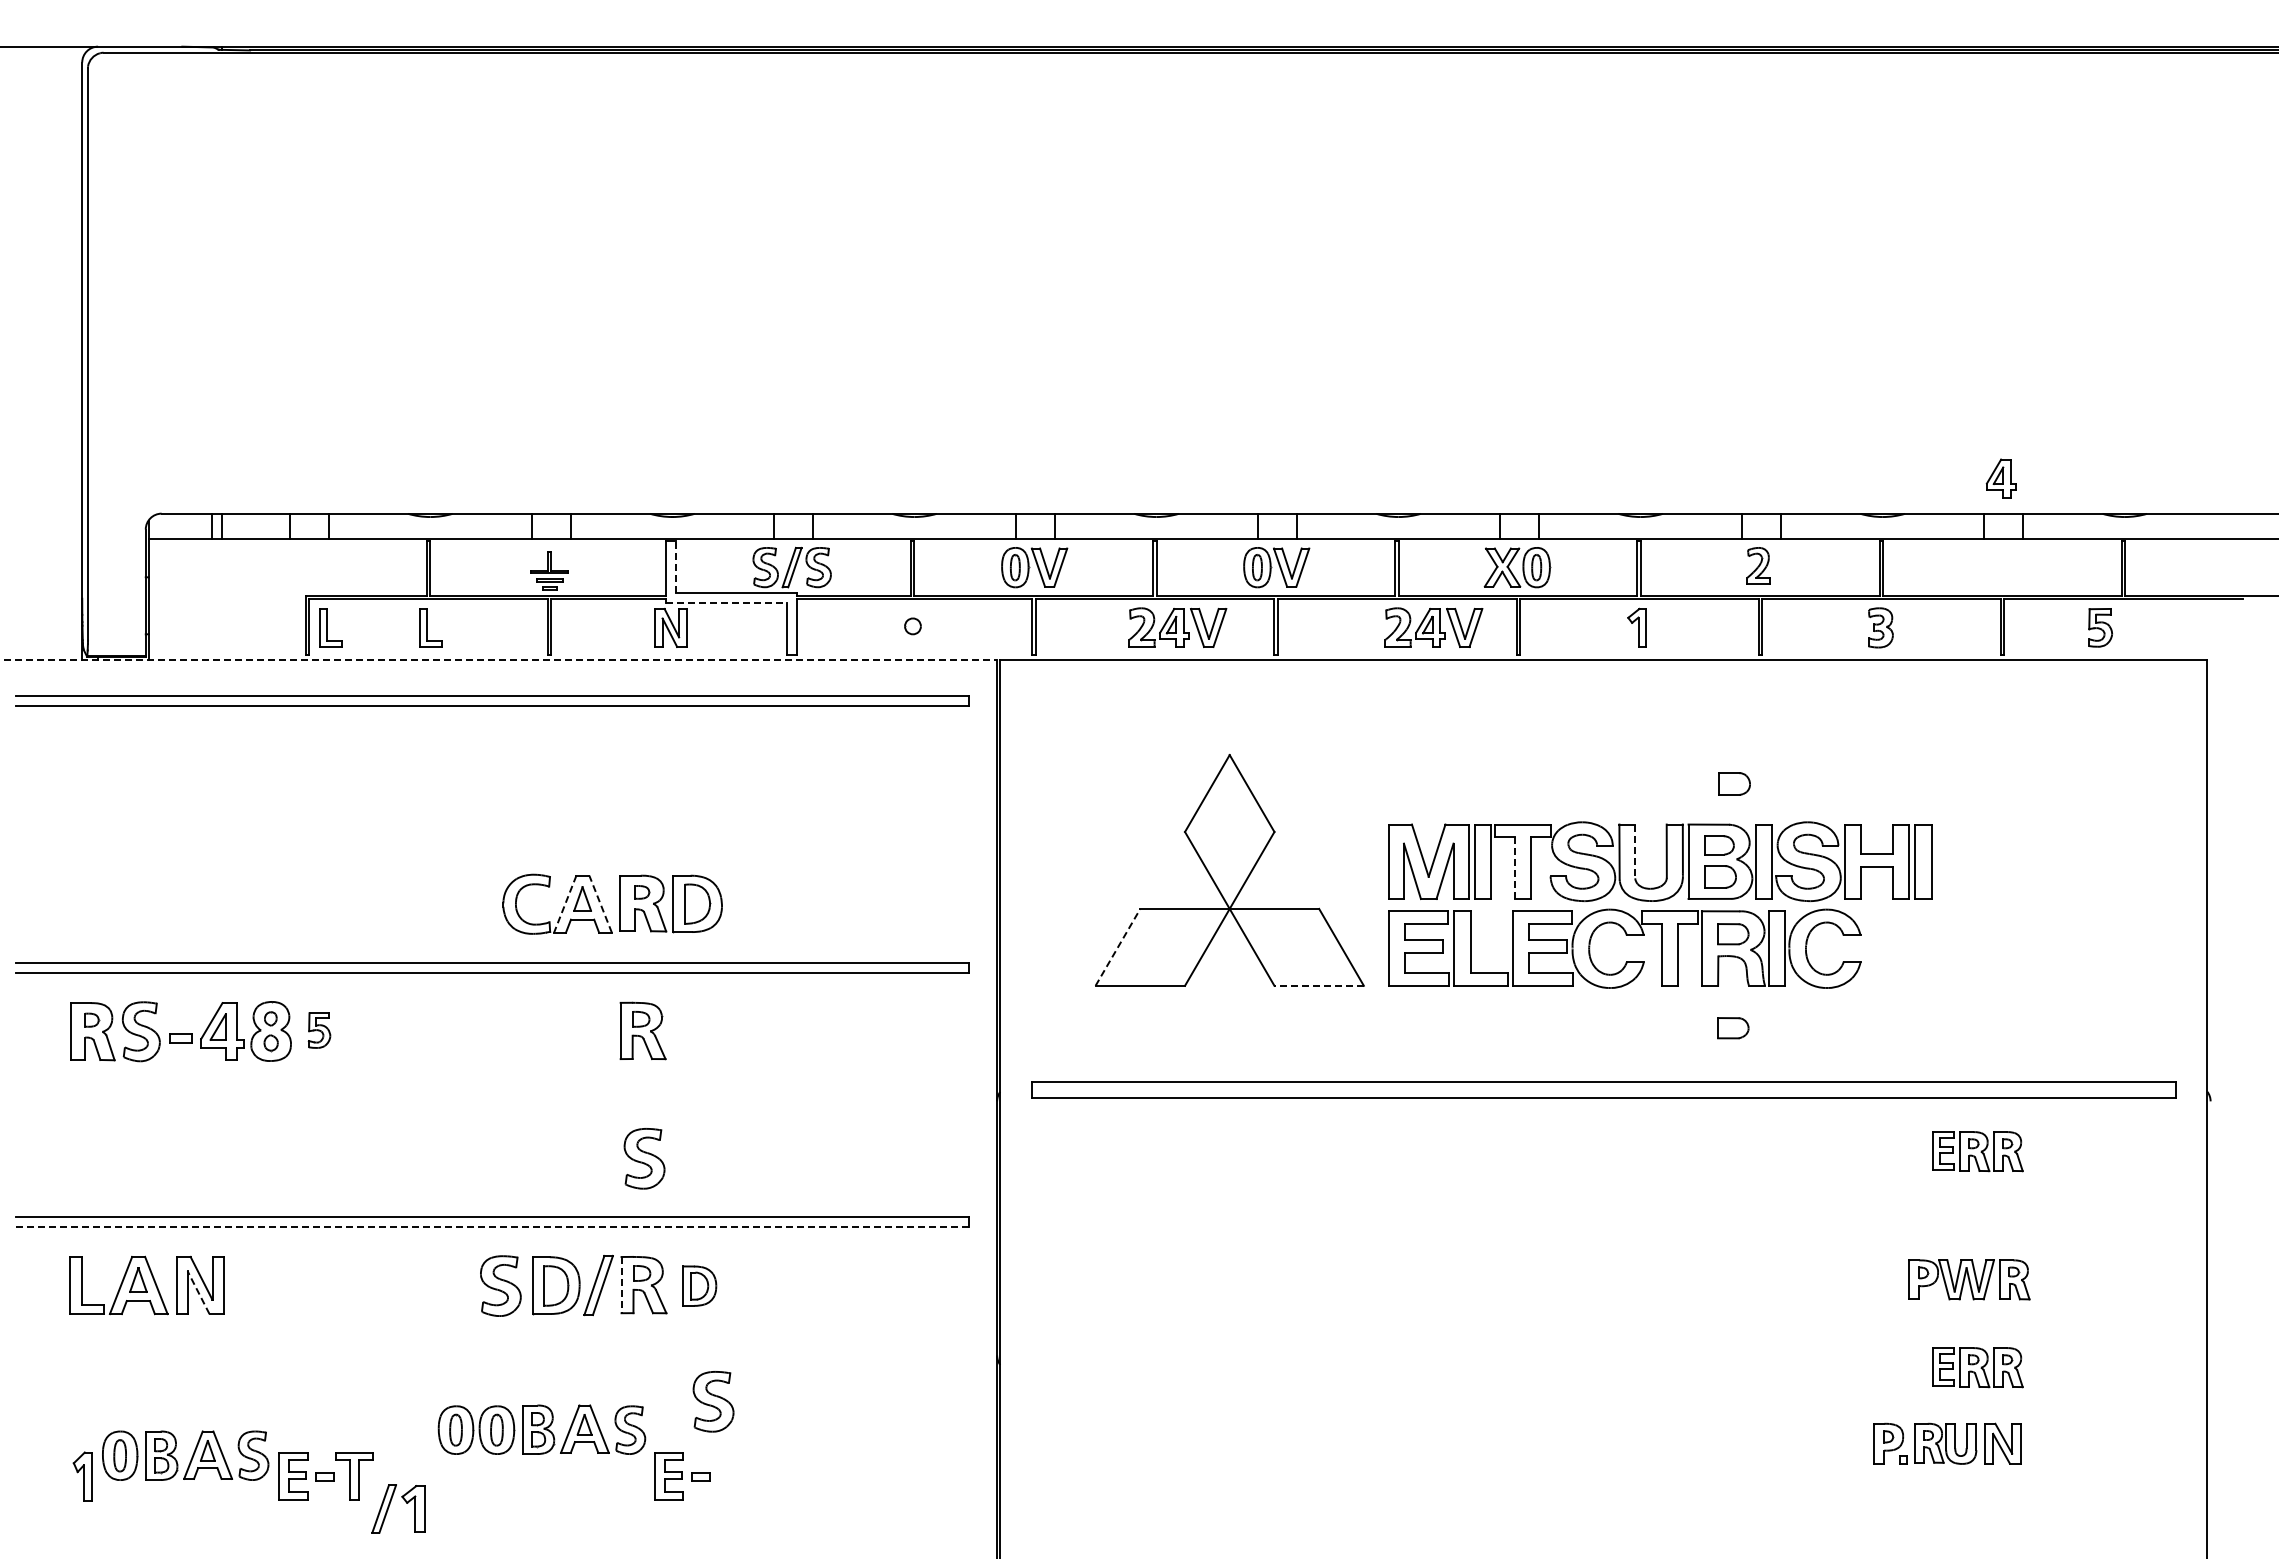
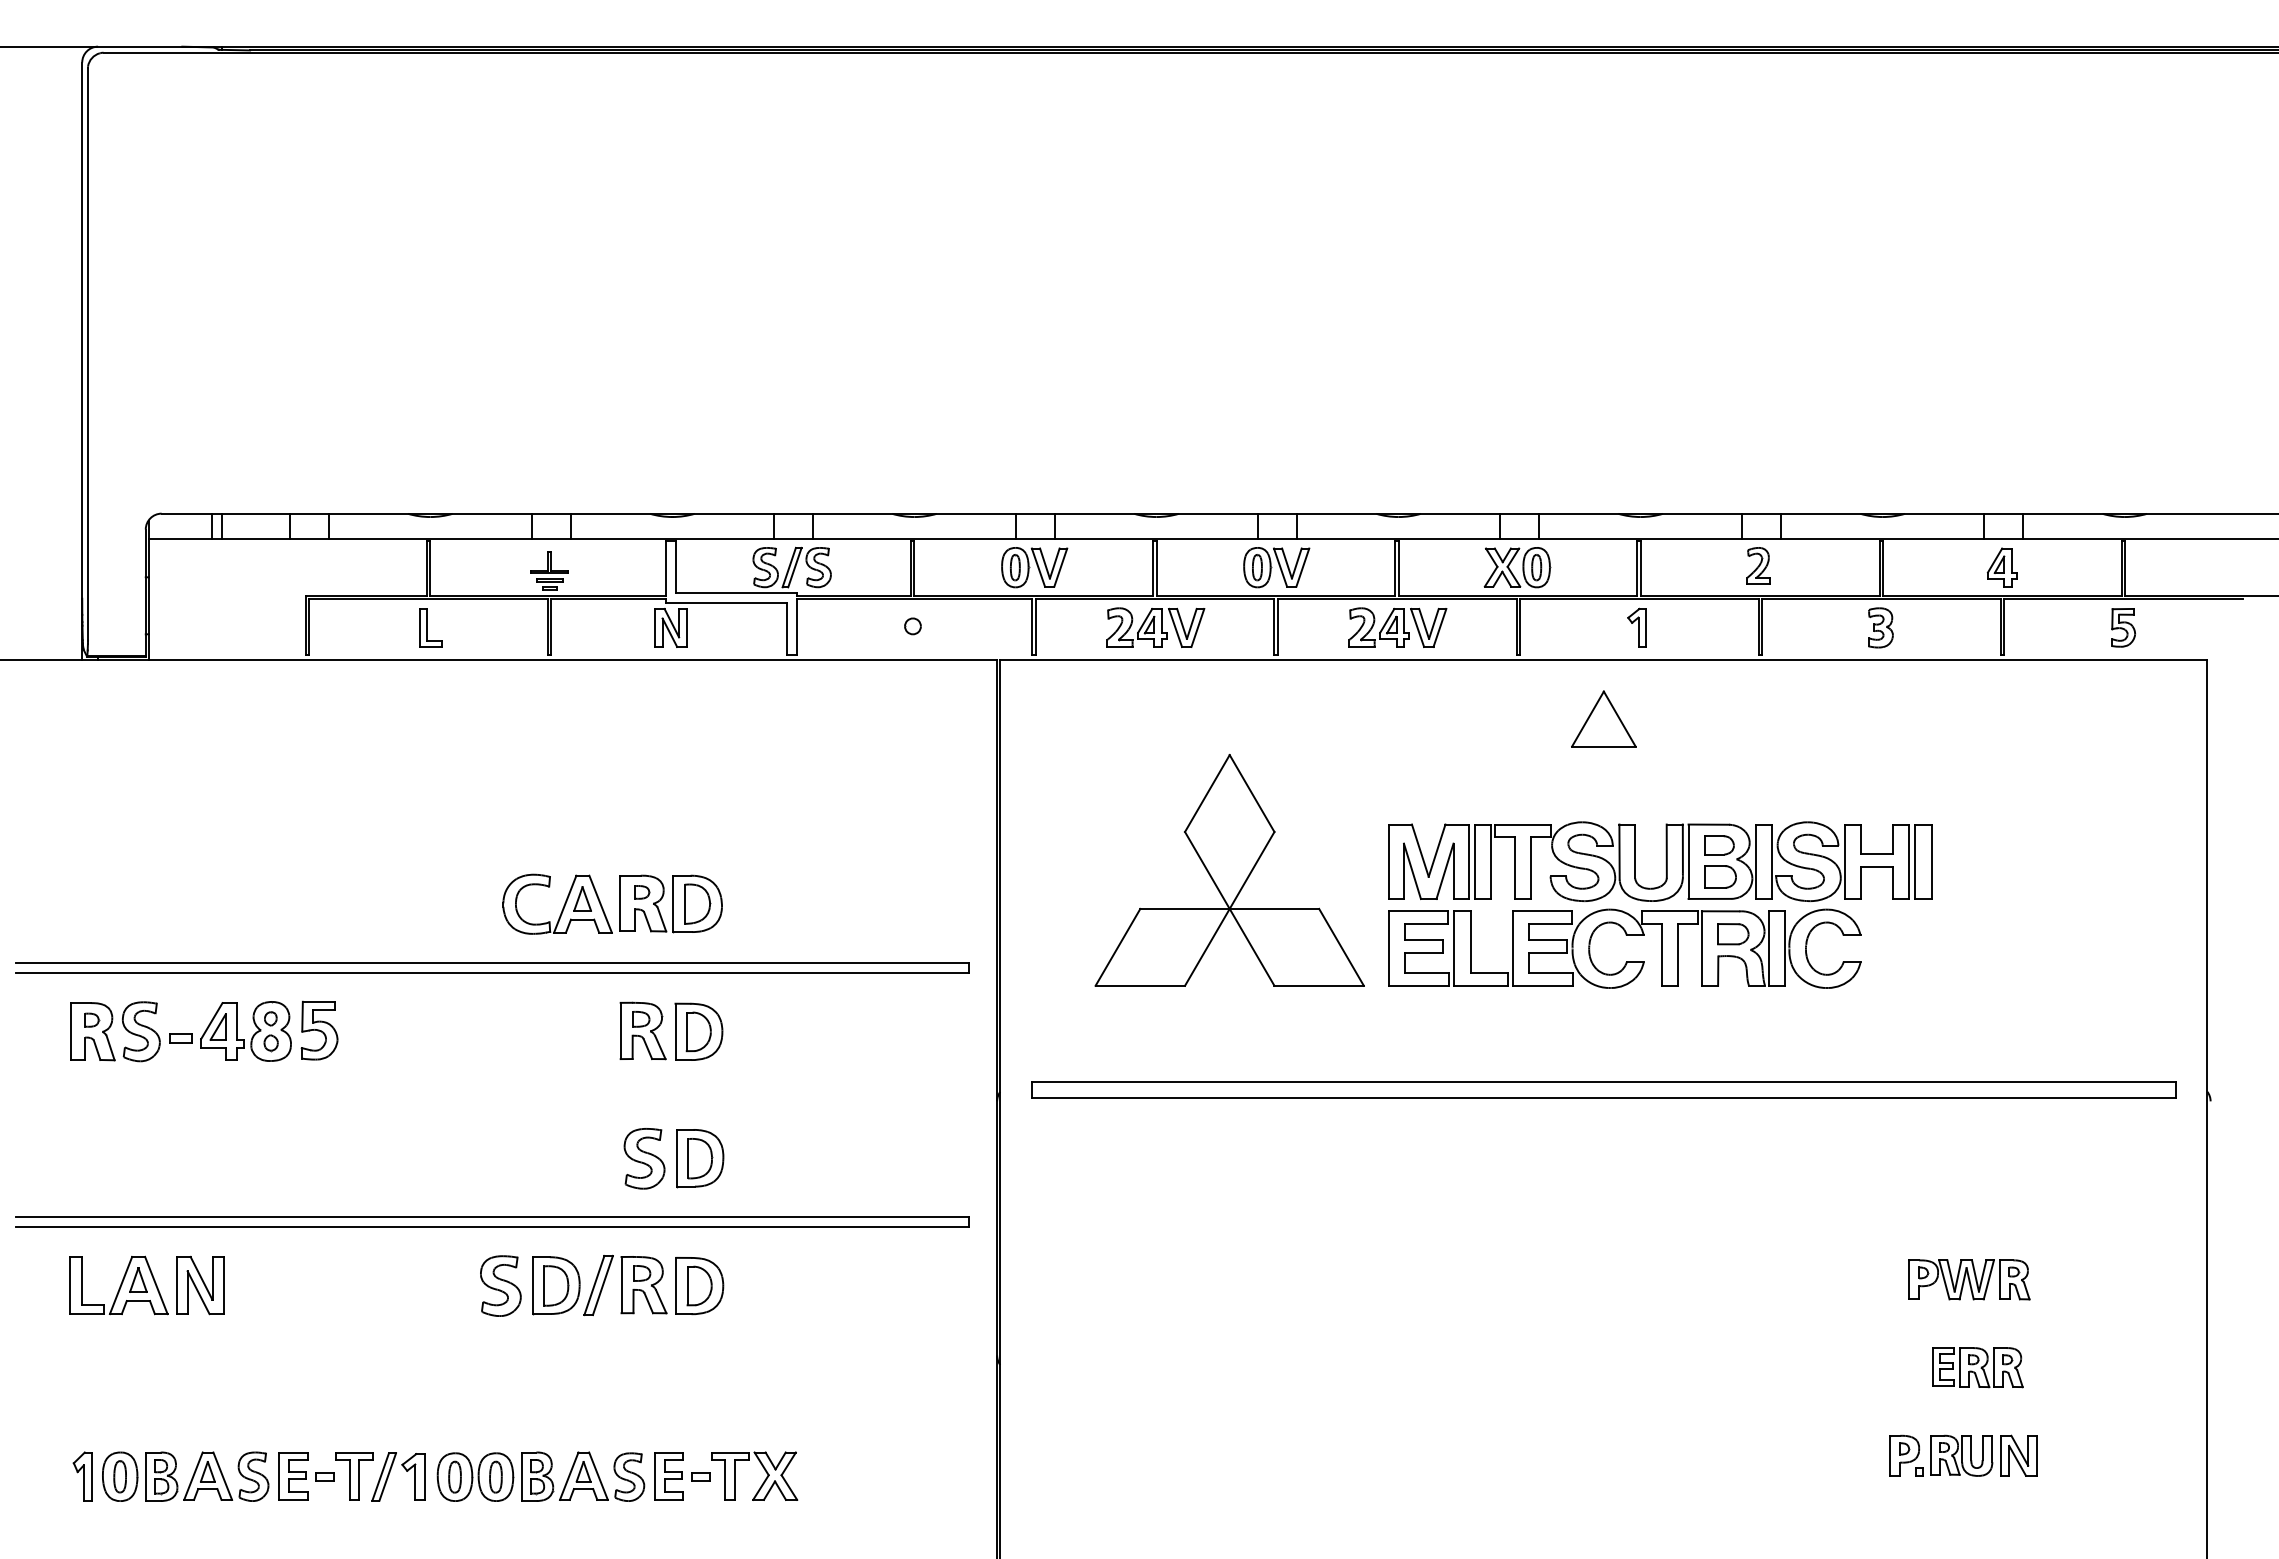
part position: (2000, 478) -> (2001, 567) (2001, 567)
line: dashed -> solid (675, 566)
line: dashed -> solid (726, 602)
part: present -> none (330, 627)
part position: (1177, 627) -> (1155, 627) (1155, 627)
part position: (1433, 627) -> (1397, 627) (1397, 627)
part position: (2100, 627) -> (2123, 627) (2123, 627)
line: dashed -> solid (499, 659)
part: present -> none (492, 700)
part: none -> present (1603, 718)
part: present -> none (1734, 783)
line: dashed -> solid (1635, 851)
line: dashed -> solid (1514, 868)
line: dashed -> solid (565, 904)
line: dashed -> solid (600, 904)
line: dashed -> solid (1118, 946)
line: dashed -> solid (1319, 985)
part: present -> none (1733, 1028)
part size: 25x37 px -> 39x61 px (319, 1030)
part: none -> present (698, 1031)
part: present -> none (1977, 1151)
part: none -> present (700, 1158)
line: dashed -> solid (492, 1226)
line: dashed -> solid (621, 1285)
part size: 36x42 px -> 50x59 px (699, 1286)
line: dashed -> solid (198, 1292)
part: present -> none (713, 1401)
part position: (541, 1429) -> (540, 1476) (540, 1476)
part position: (1947, 1443) -> (1963, 1455) (1963, 1455)
part position: (191, 1457) -> (191, 1478) (191, 1478)
part: none -> present (763, 1481)
part position: (390, 1504) -> (390, 1472) (390, 1472)
